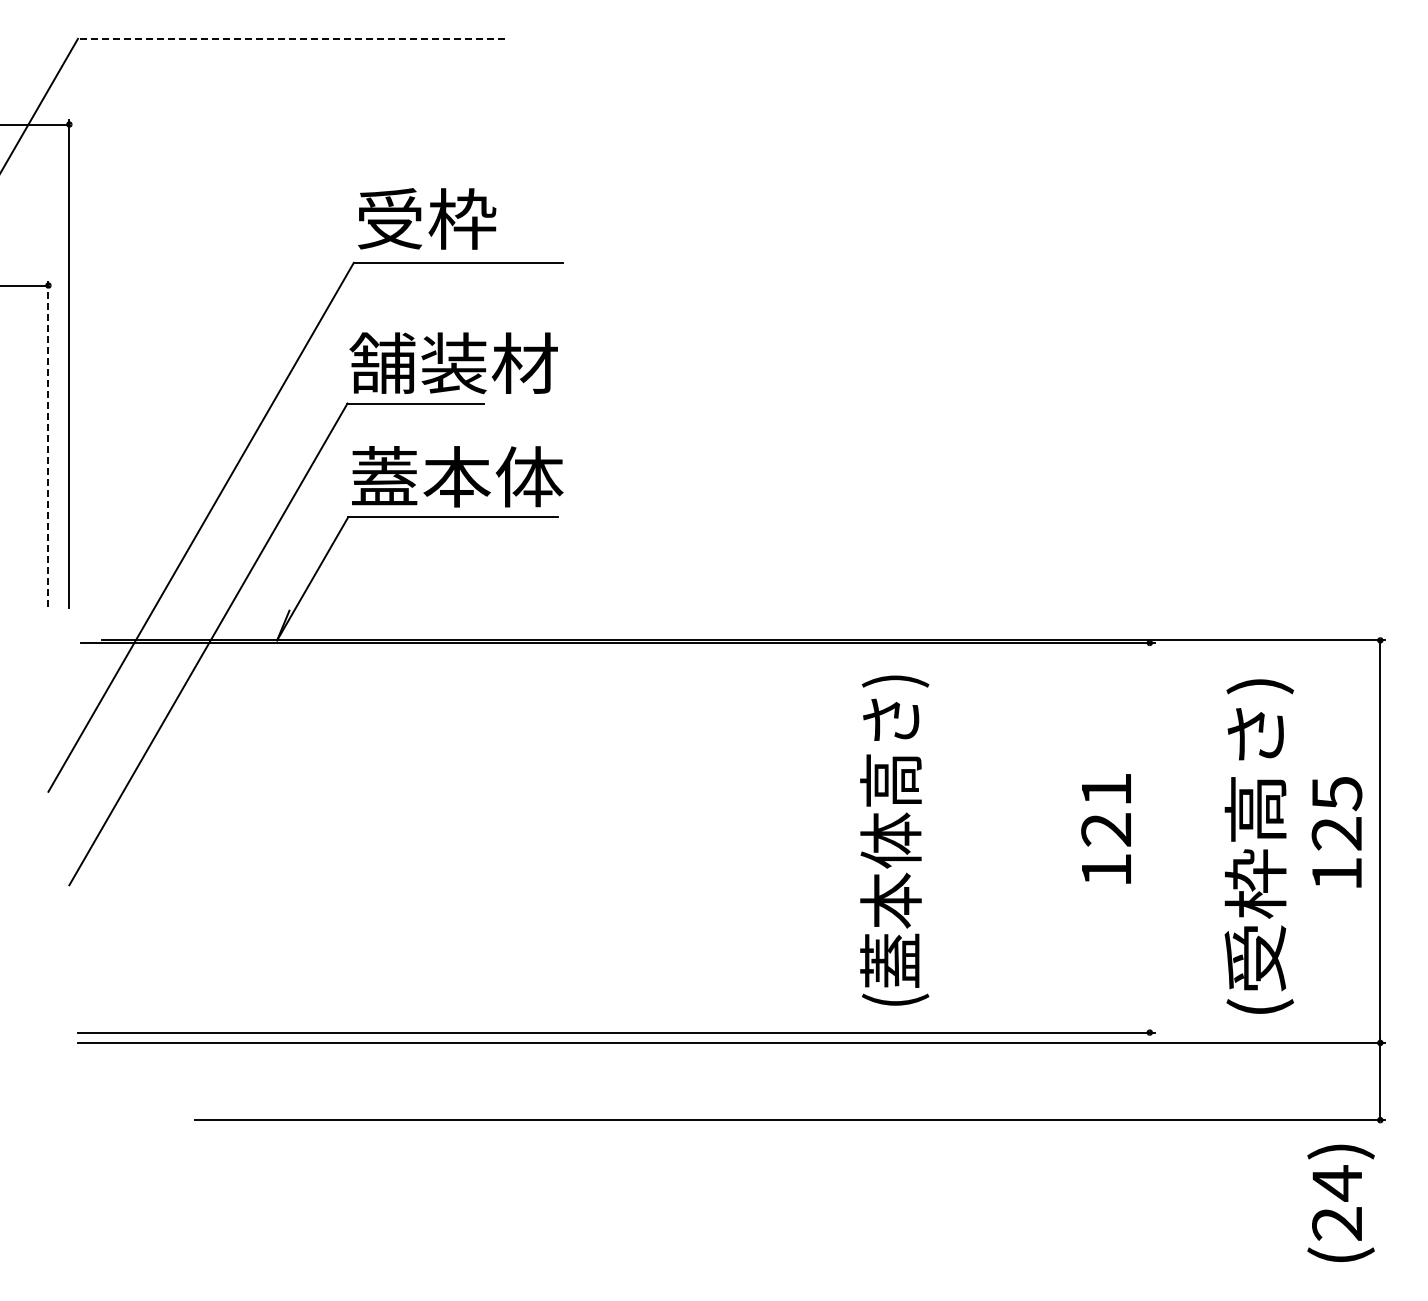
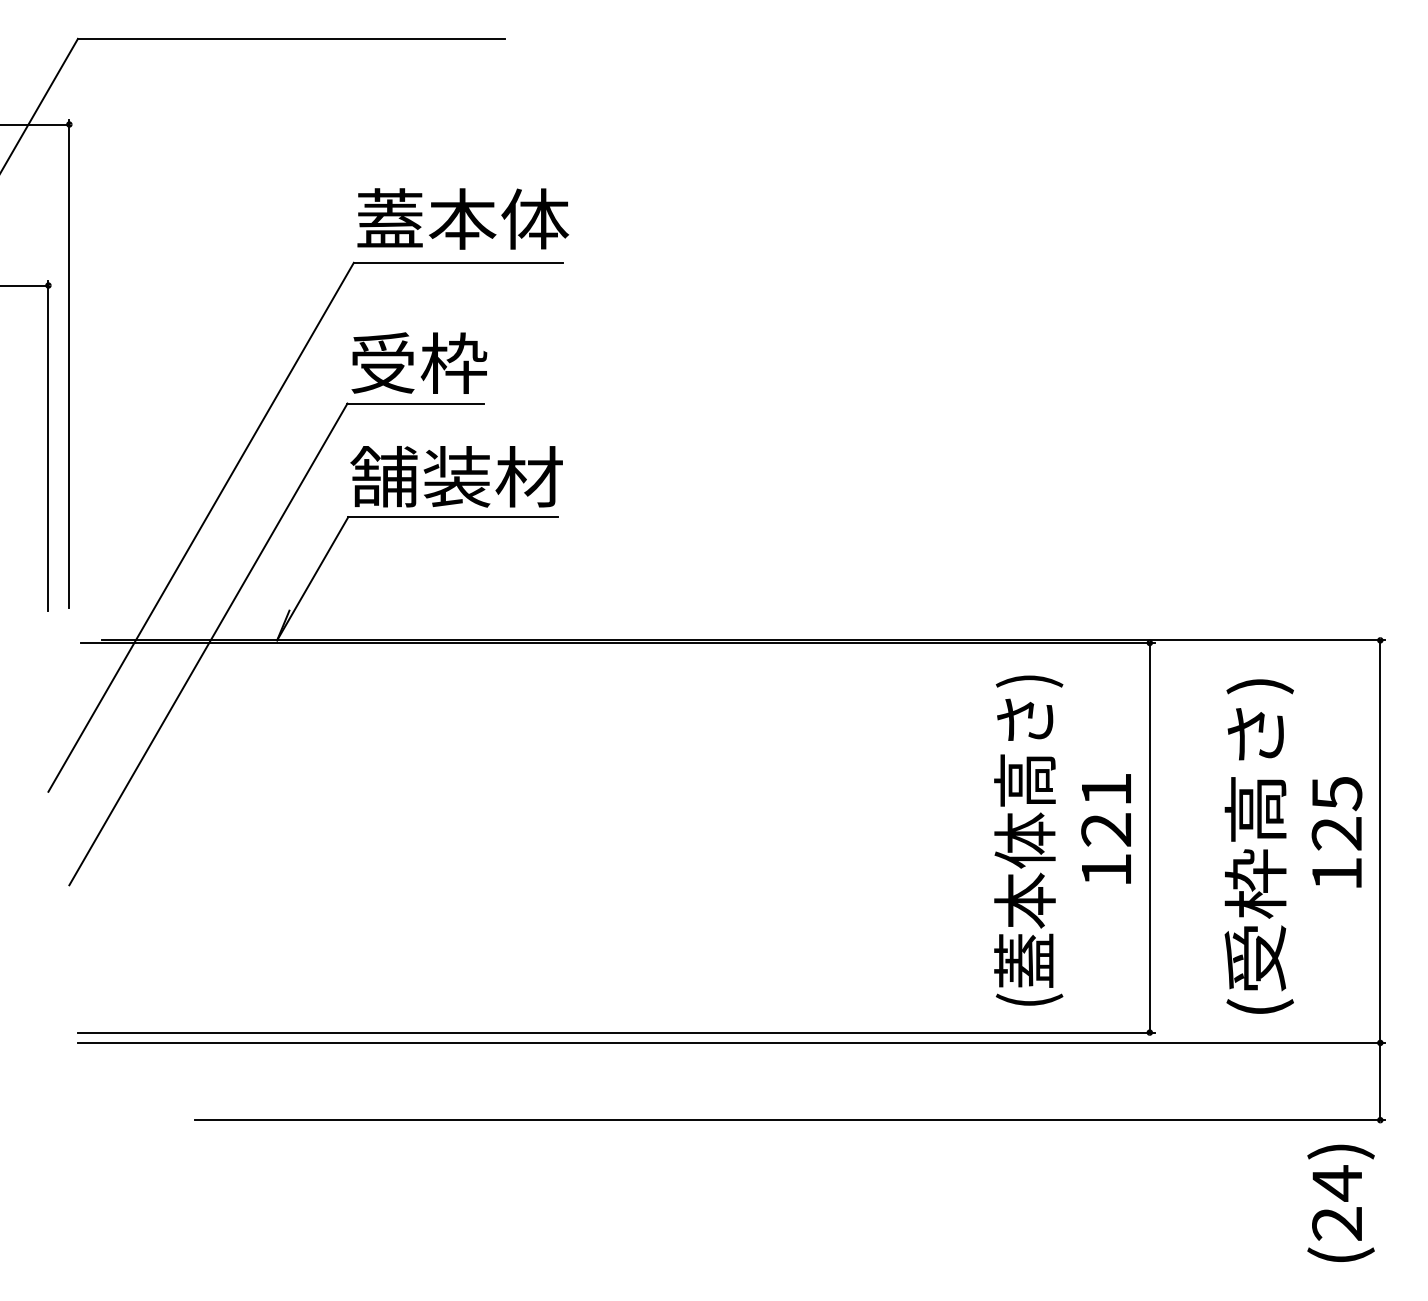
line: dashed -> solid (290, 38)
text: 受枠 -> 蓋本体 (463, 218)
text: 舗装材 -> 受枠 (453, 363)
line: dashed -> solid (48, 446)
text: 蓋本体 -> 舗装材 (456, 476)
line: none -> present (1149, 837)
text position: (894, 840) -> (1028, 840) (1028, 840)
